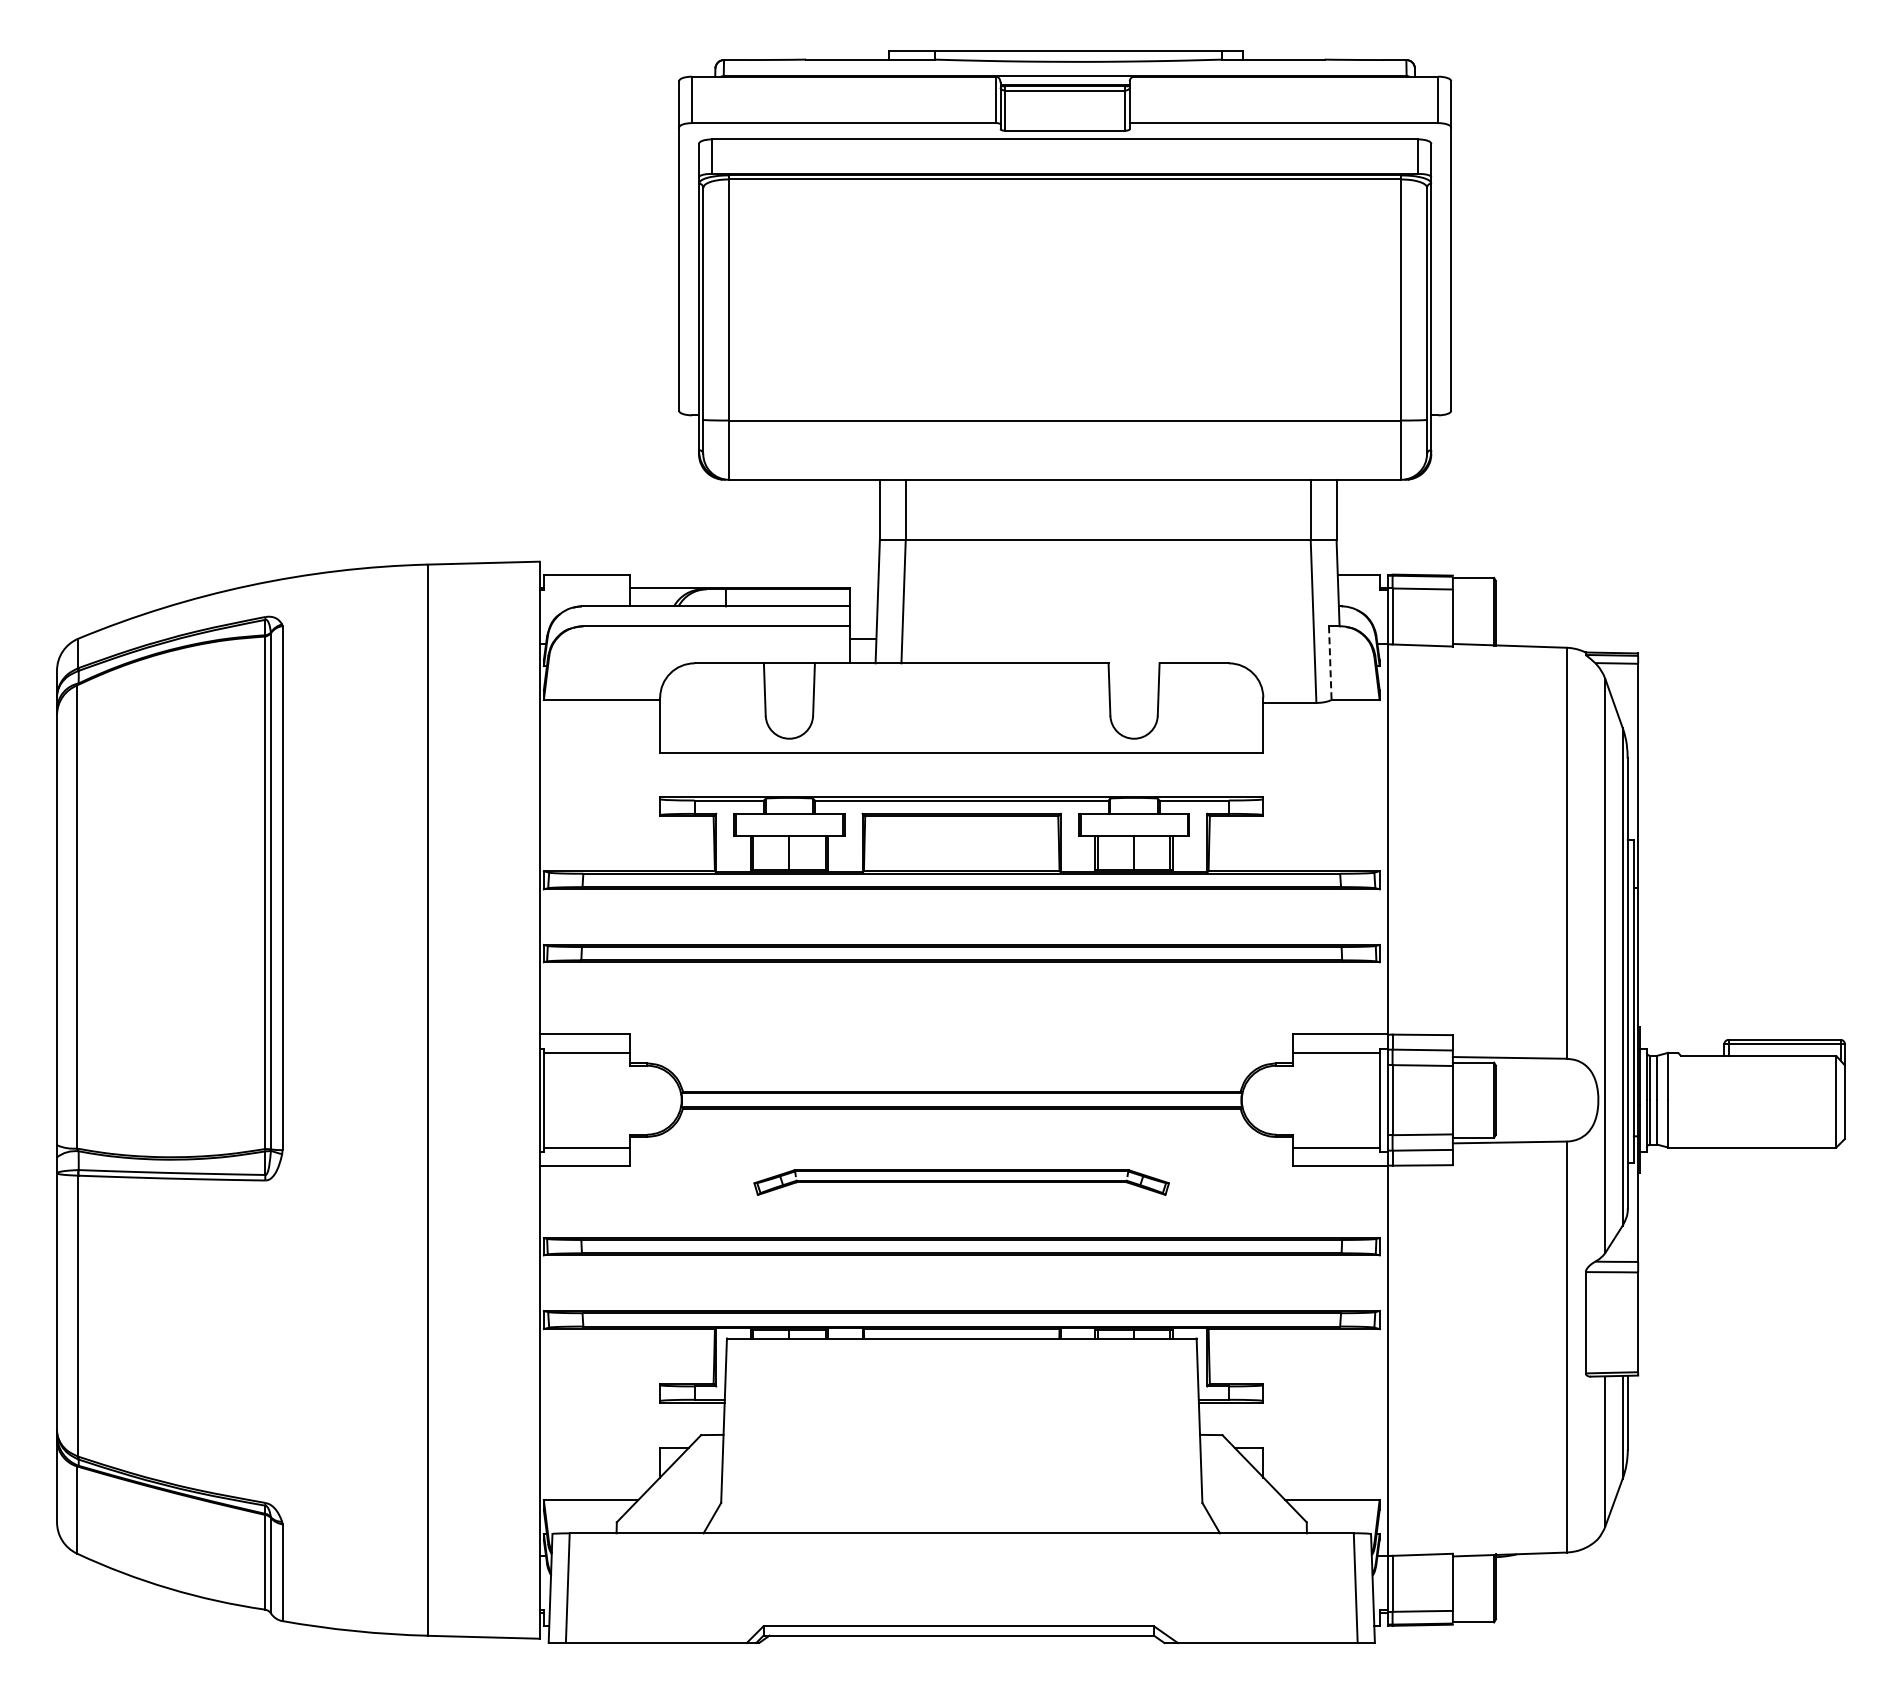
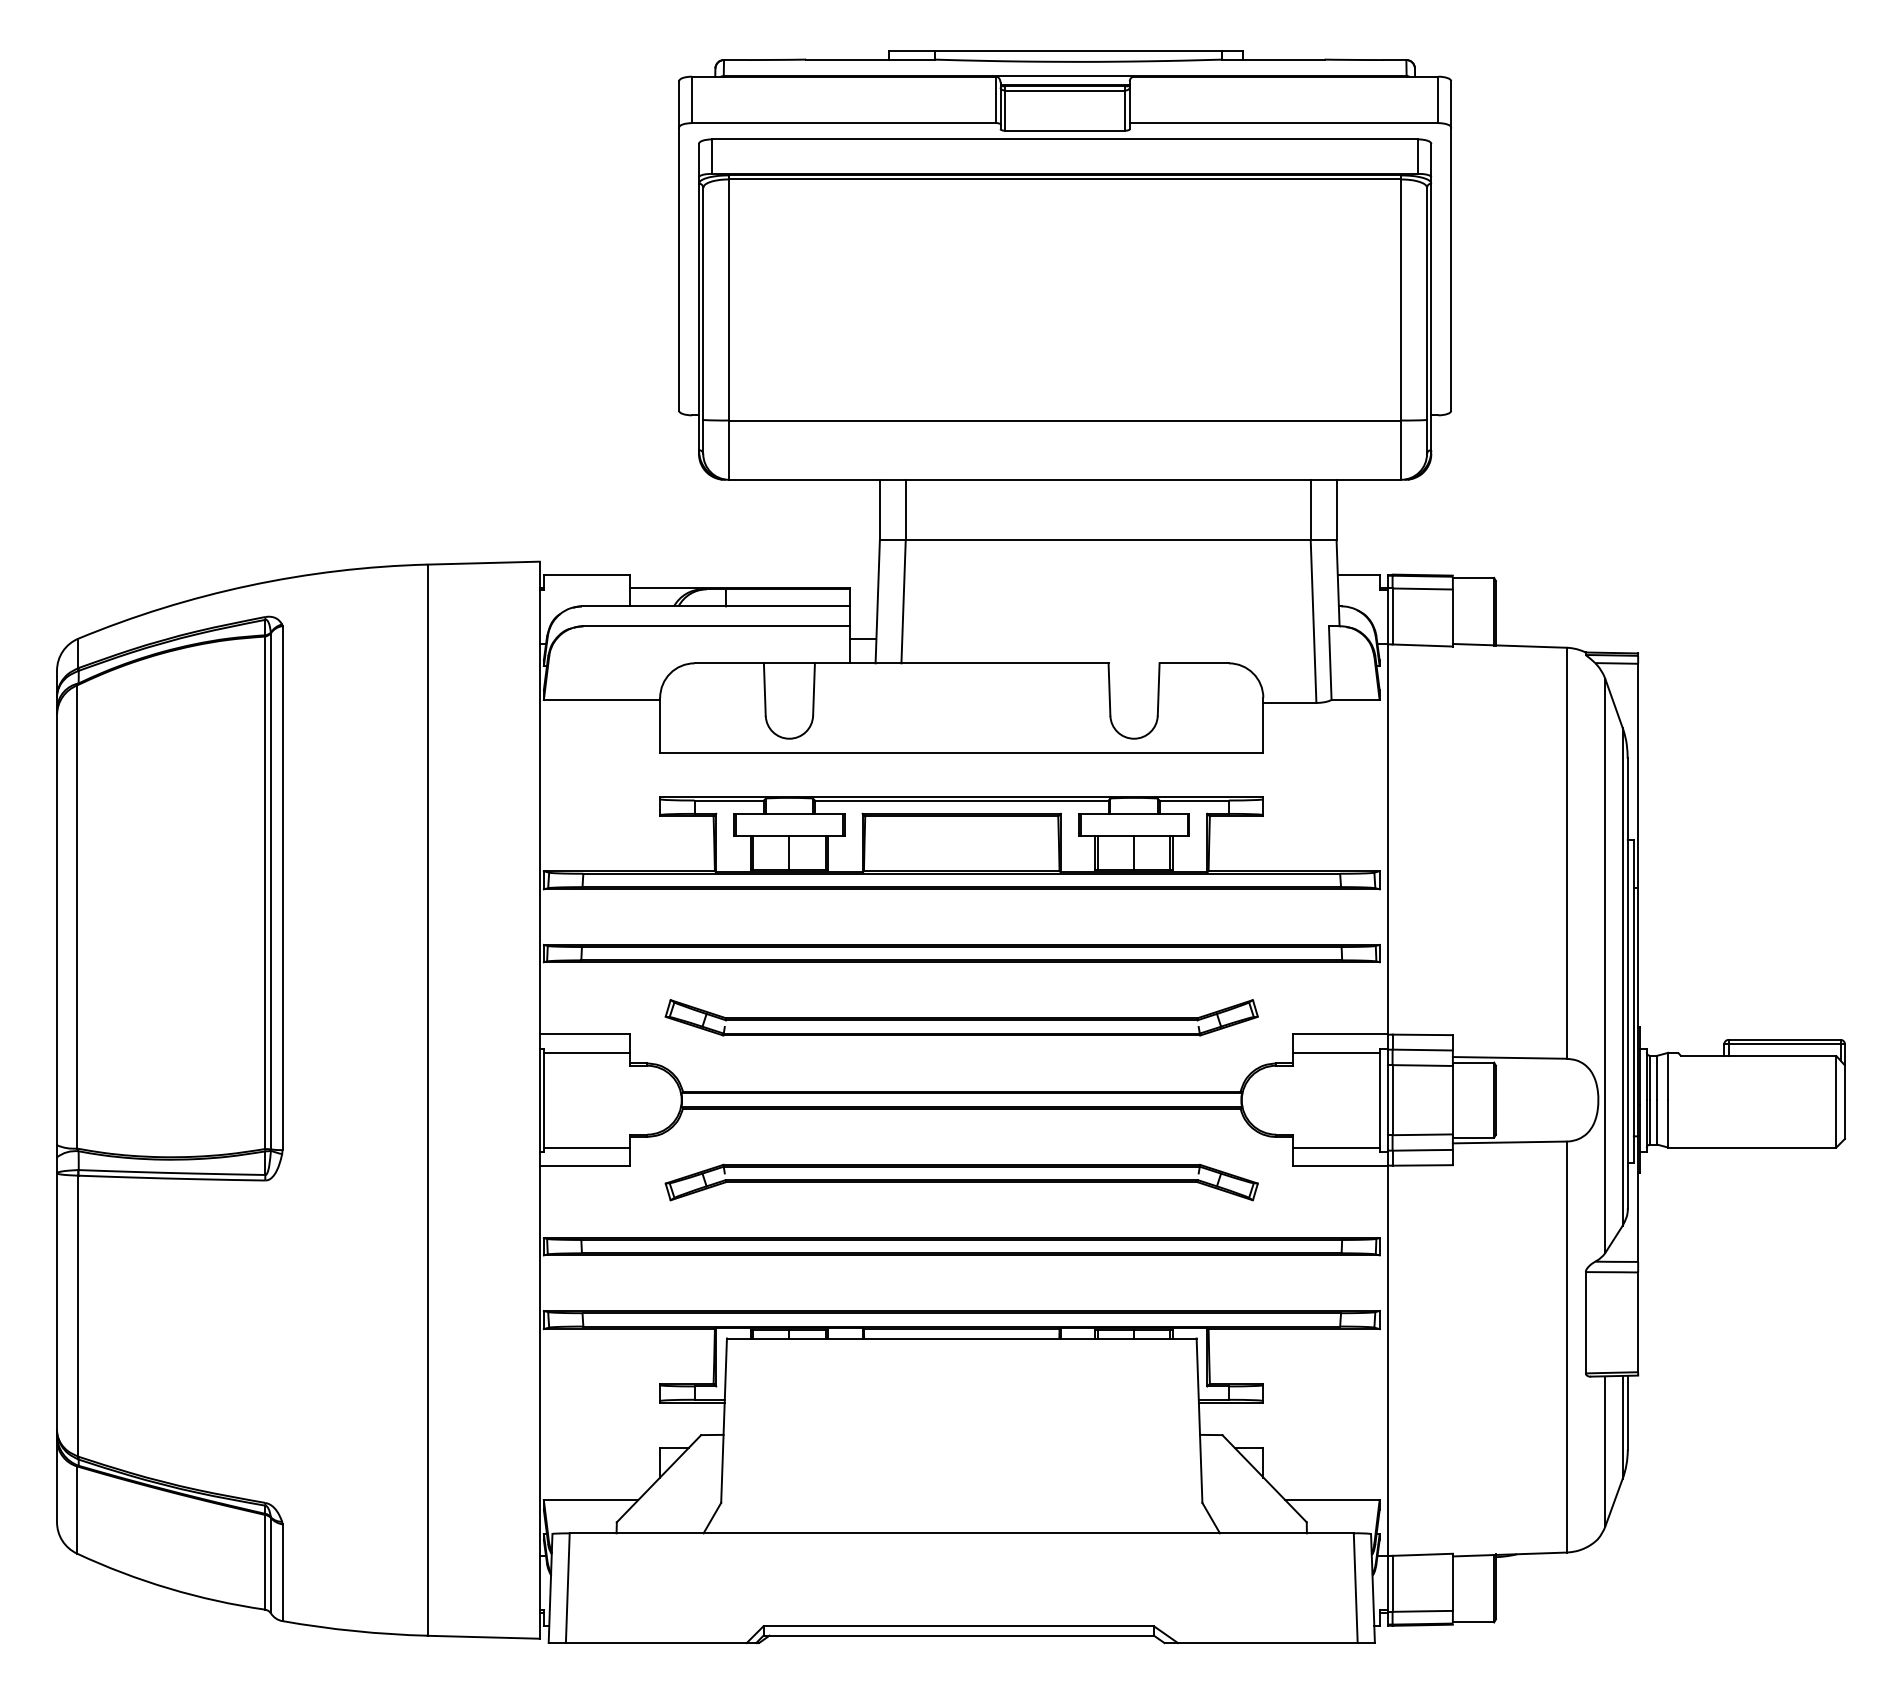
line: dashed -> solid (1330, 663)
part: none -> present (961, 1017)
part size: 417x27 px -> 595x39 px (961, 1182)
